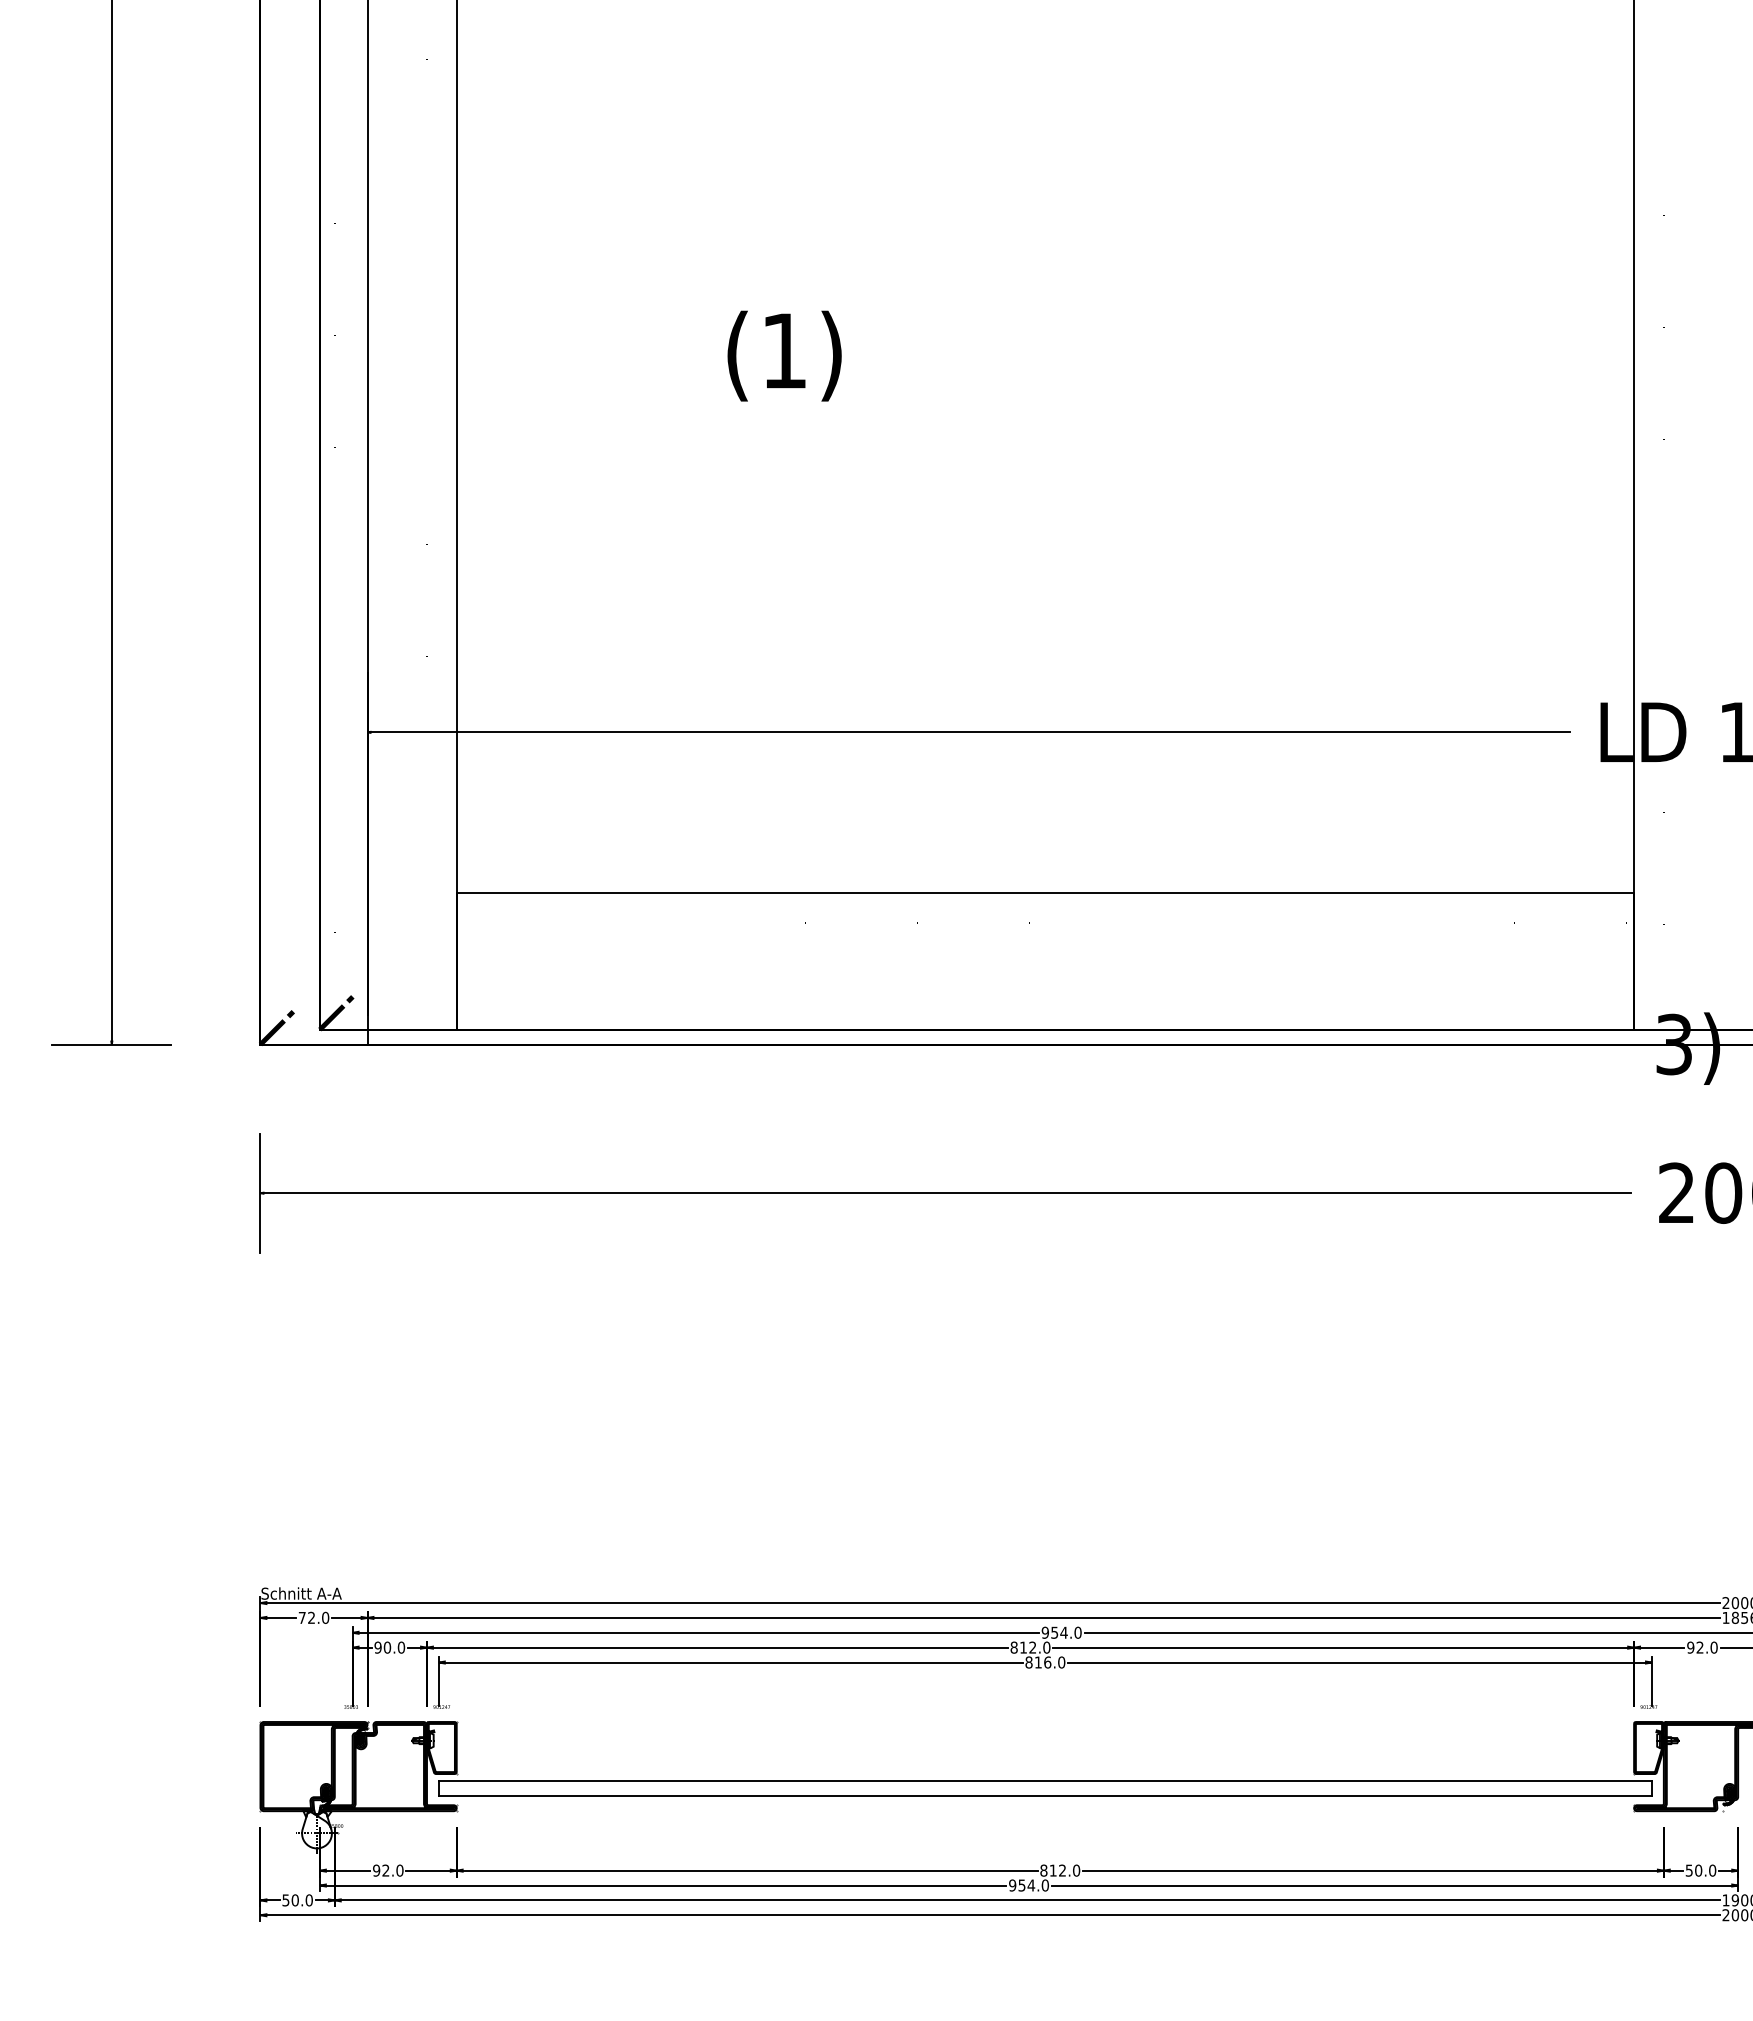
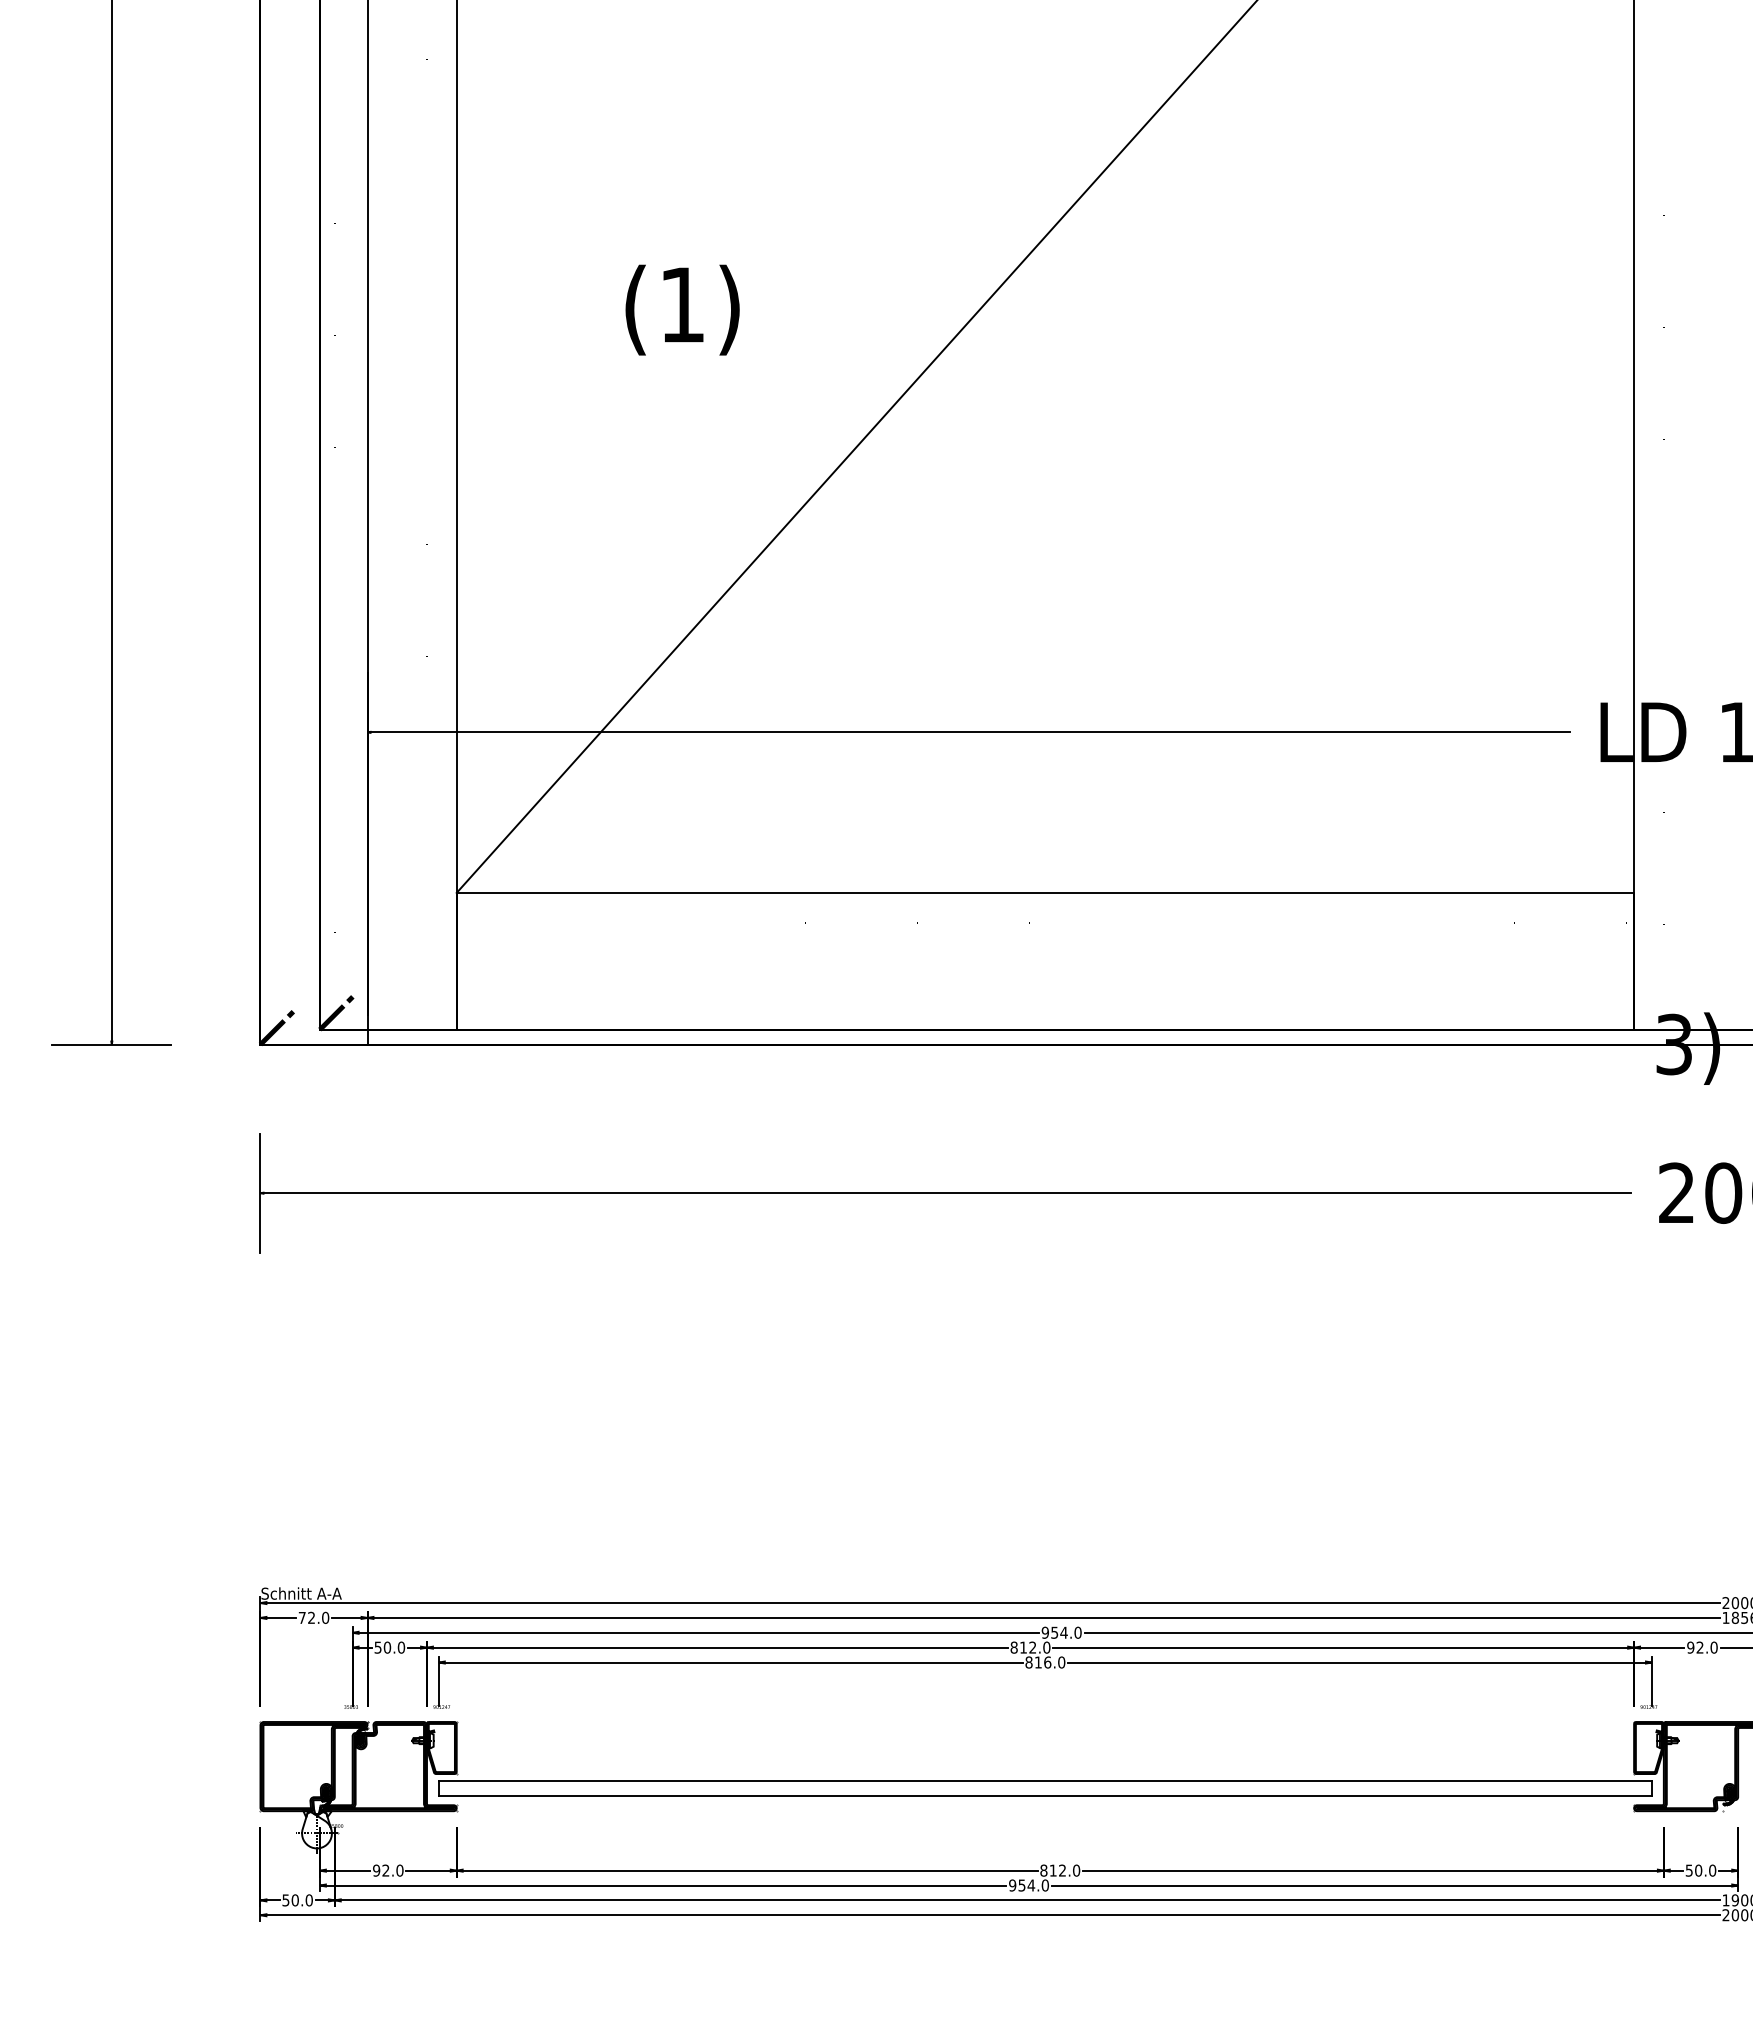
text position: (784, 355) -> (682, 309) (682, 309)
line: none -> present (855, 447)
text: 90.0 -> 50.0 (377, 1647)
